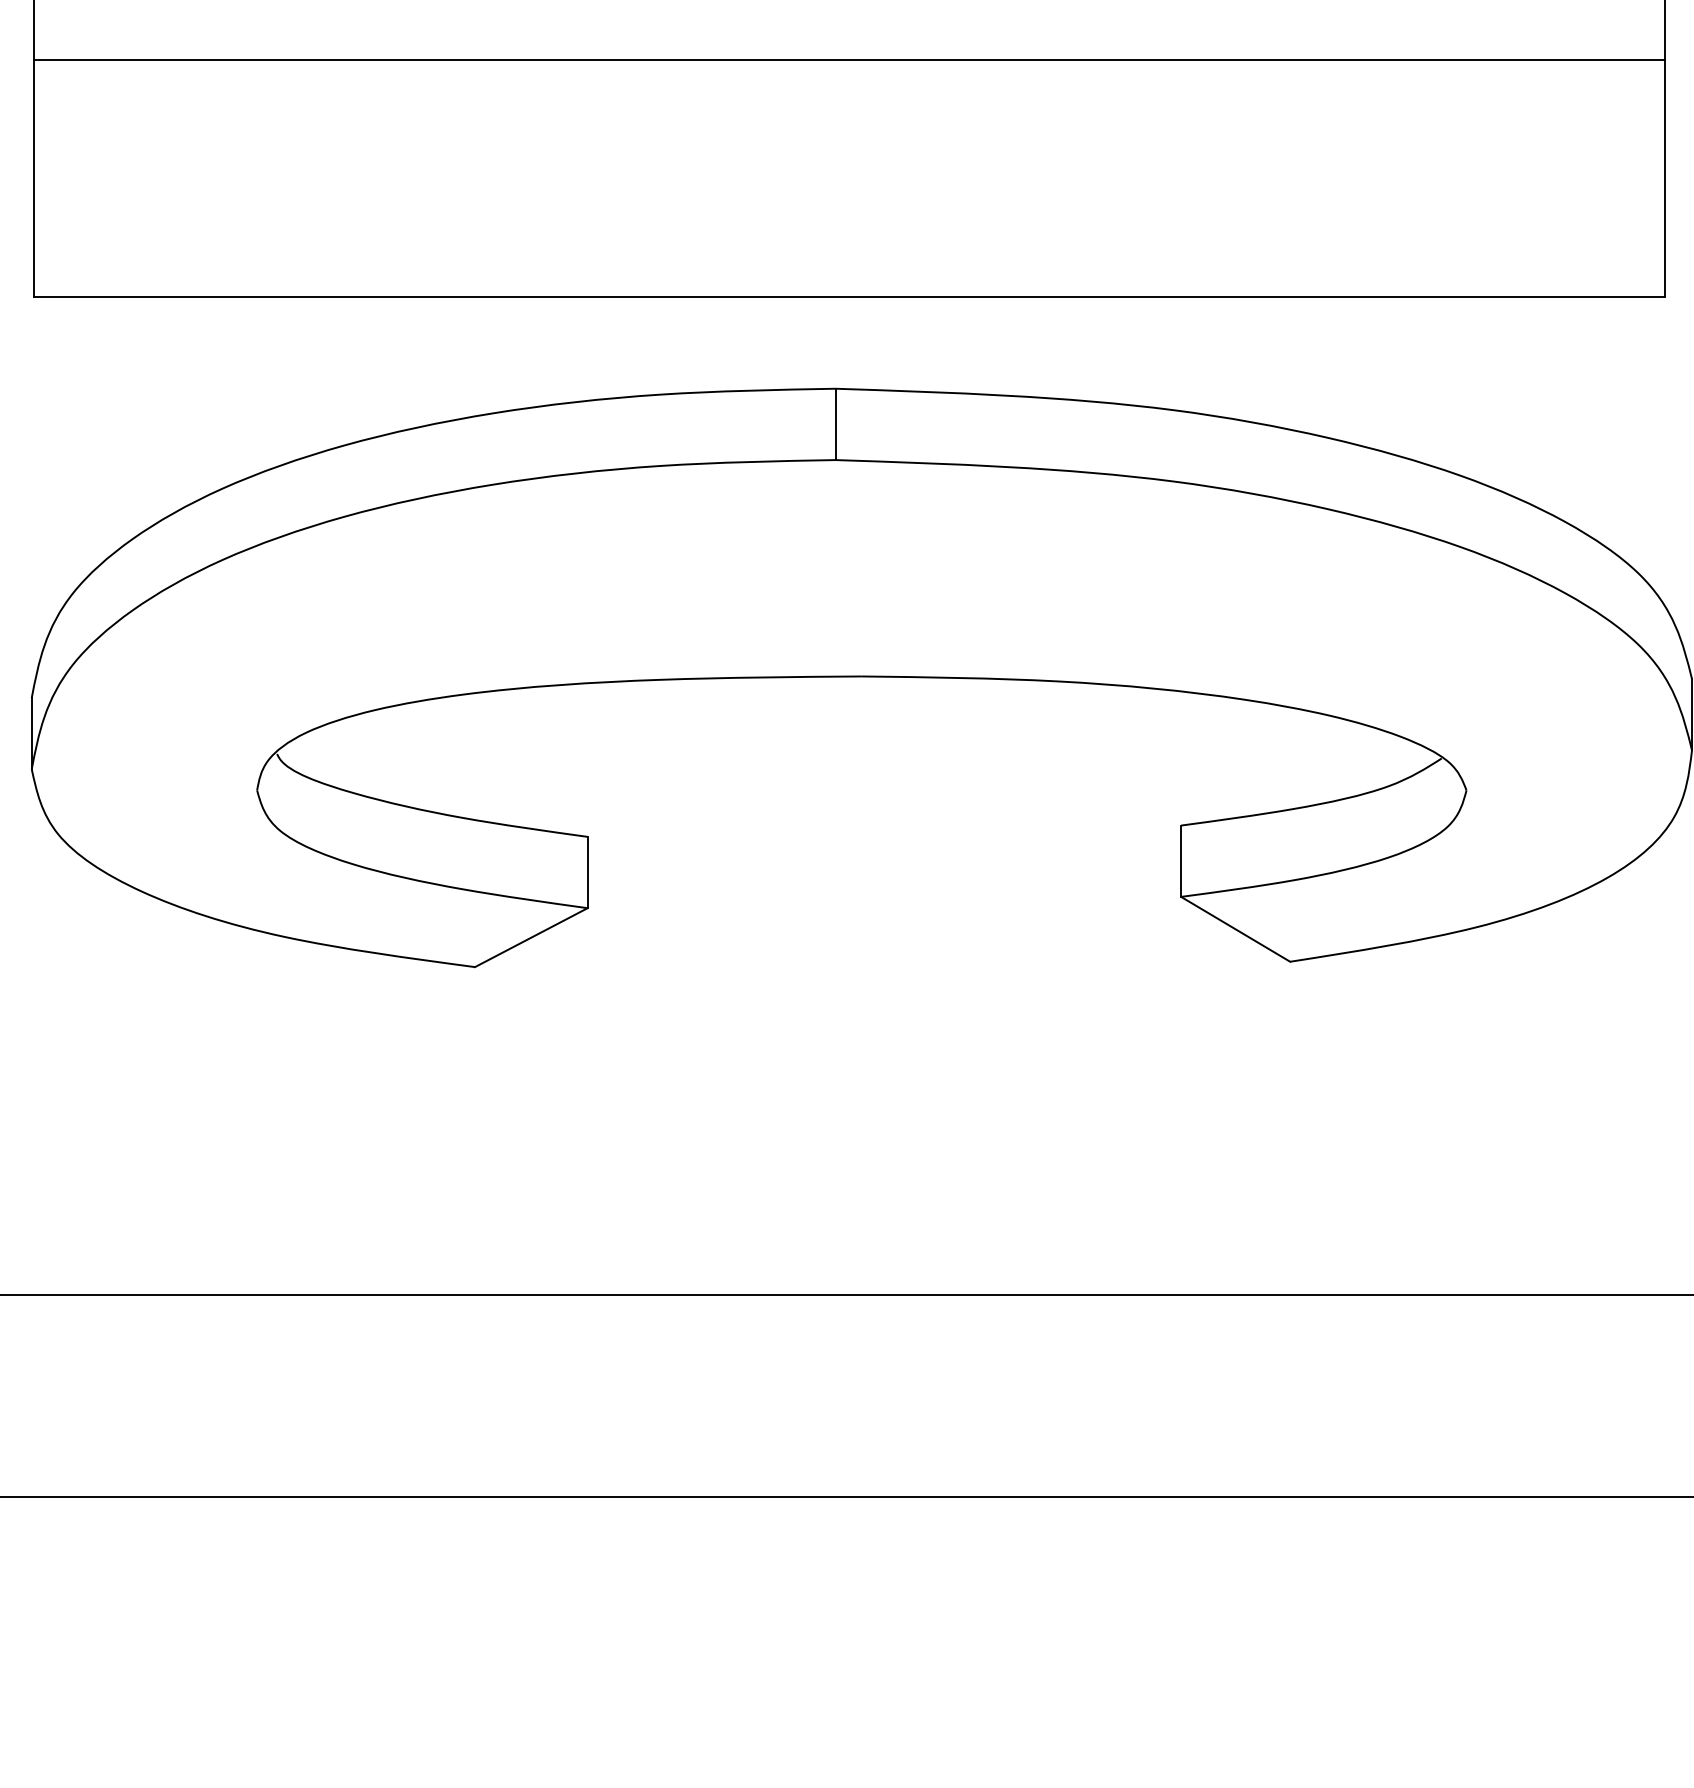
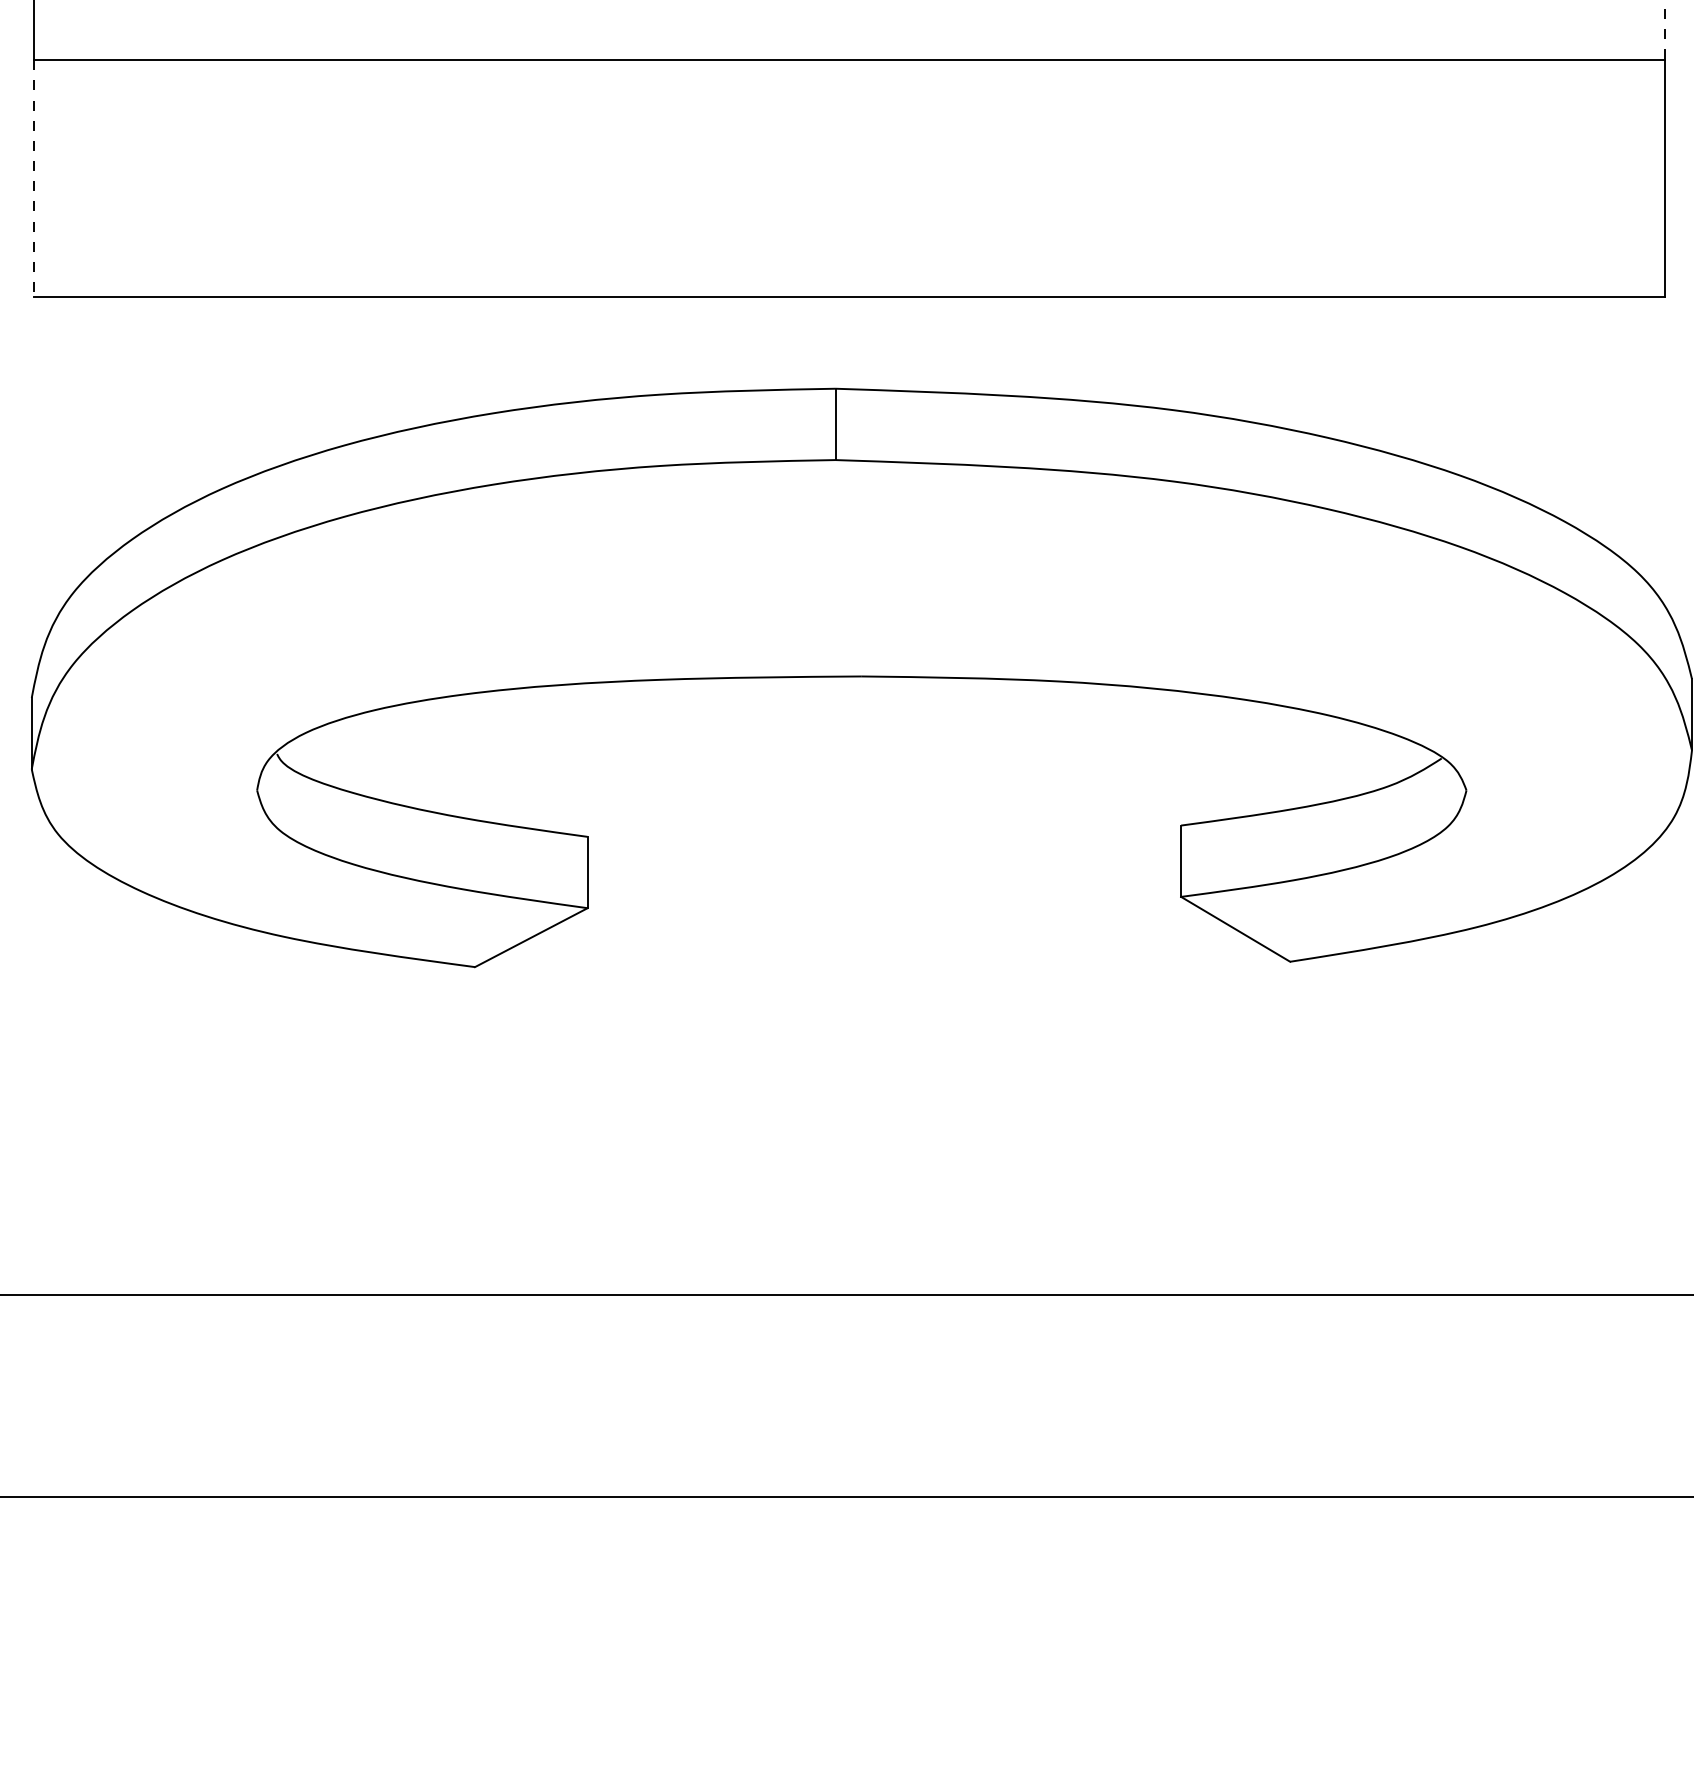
line: solid -> dashed (1664, 30)
line: solid -> dashed (34, 178)
